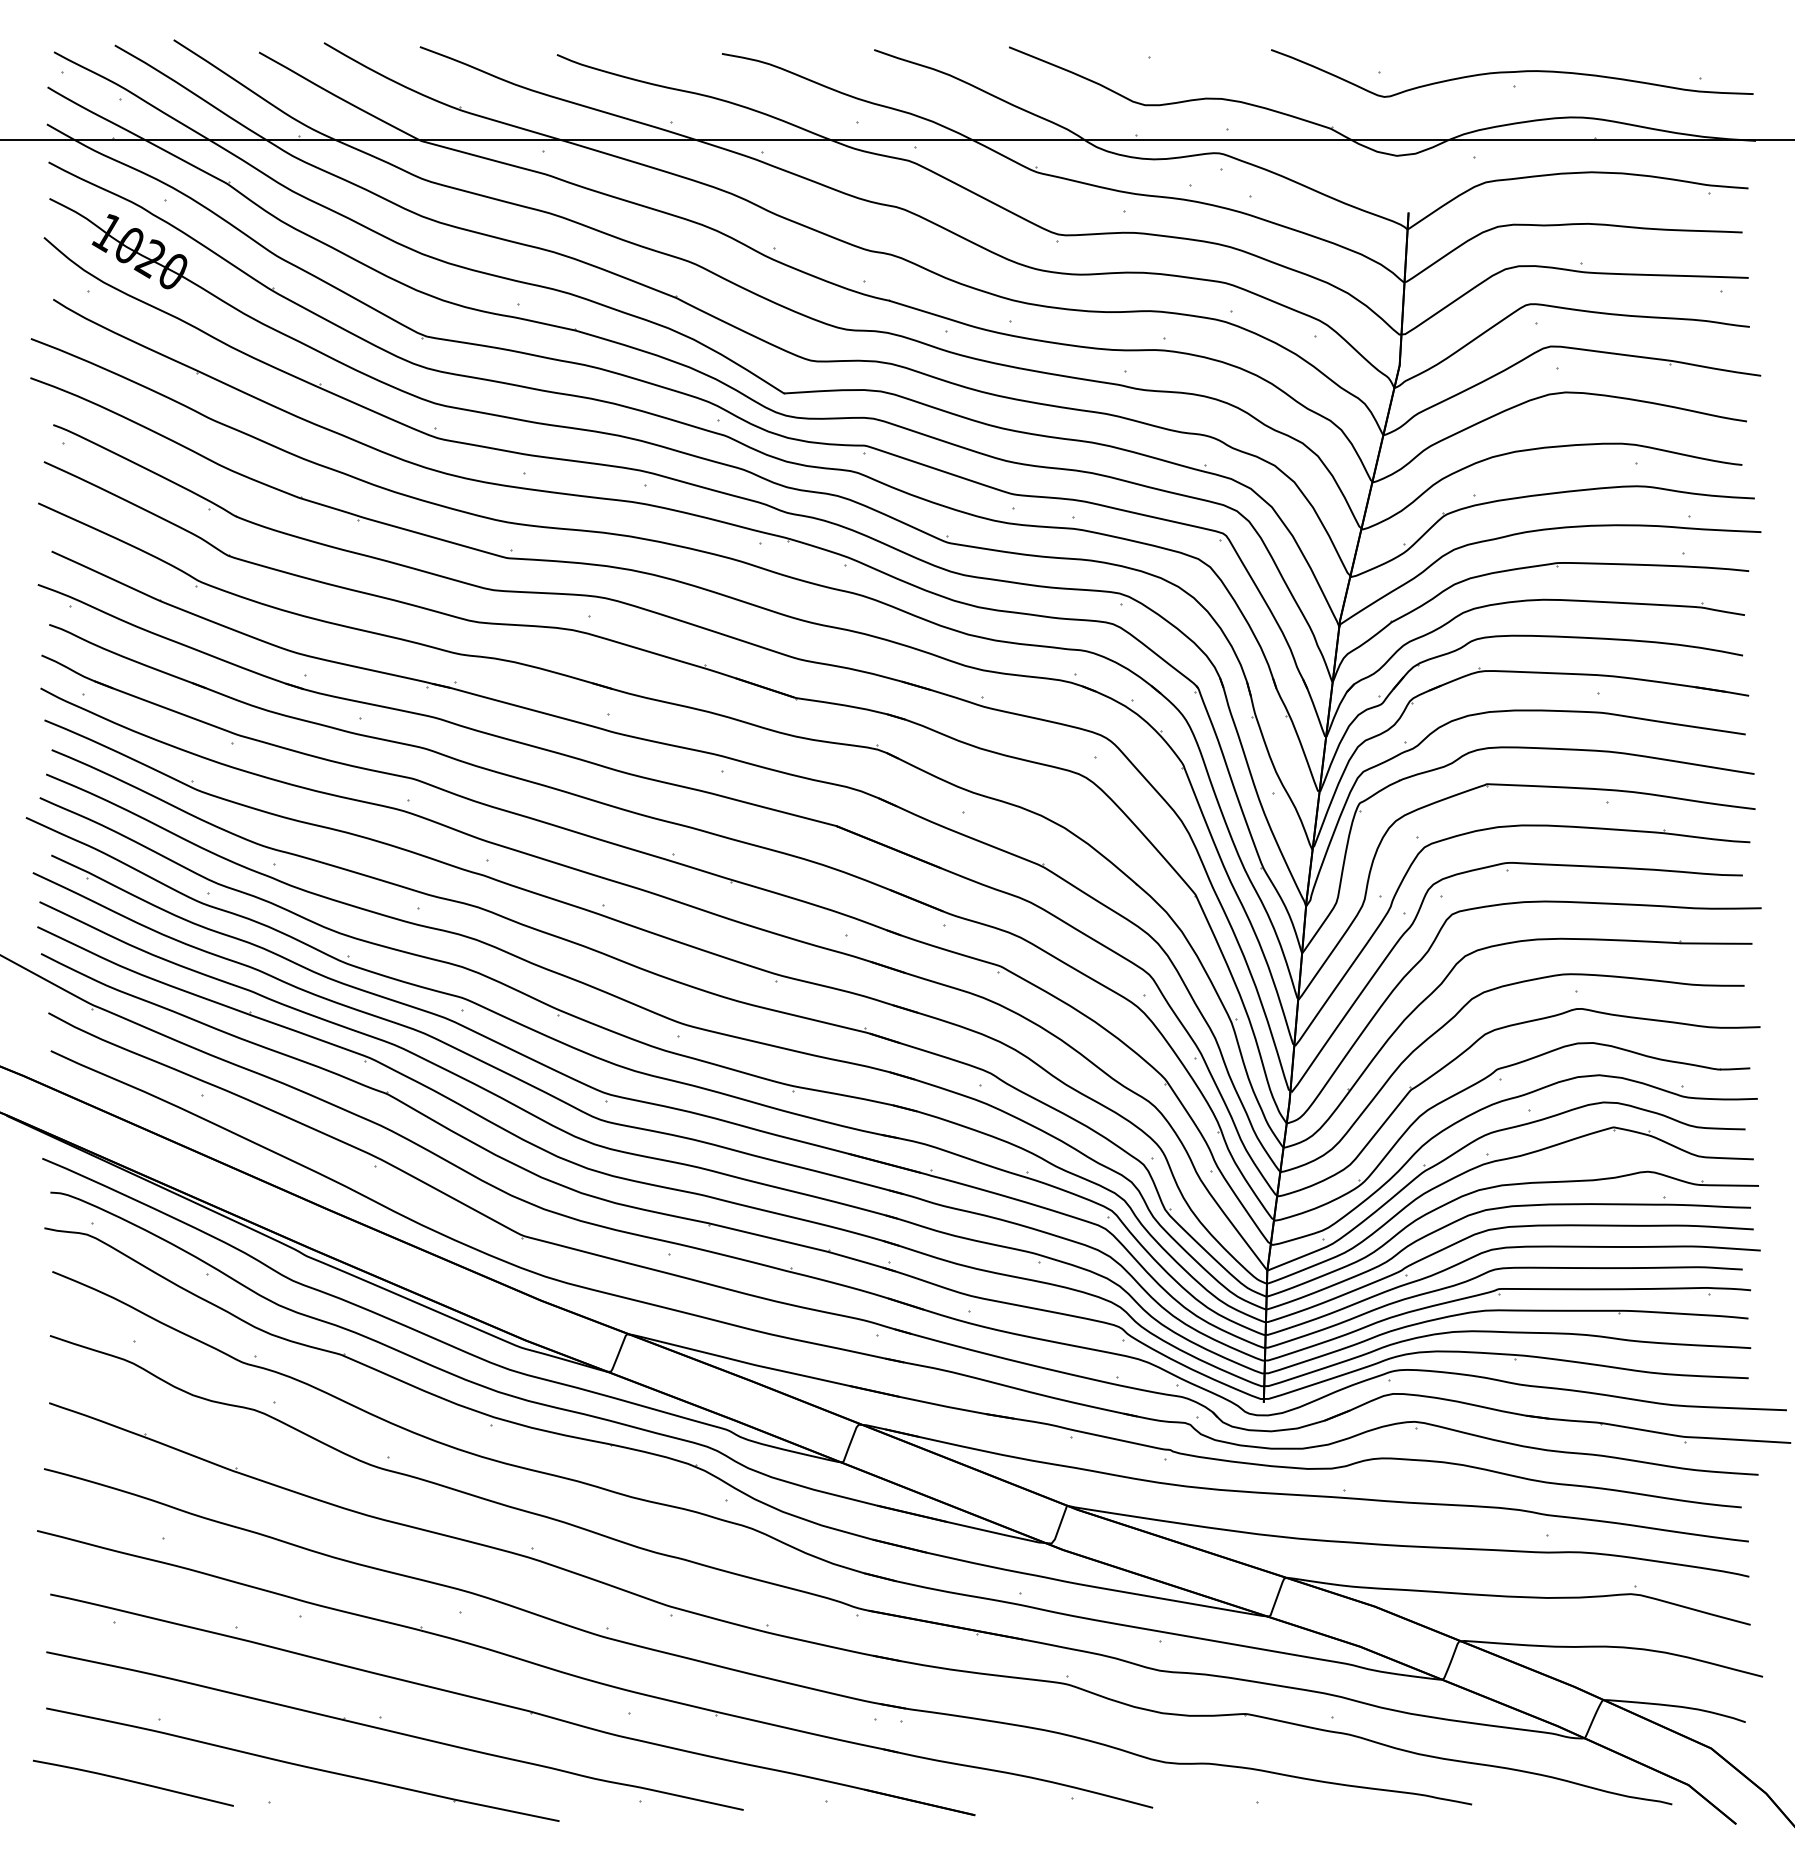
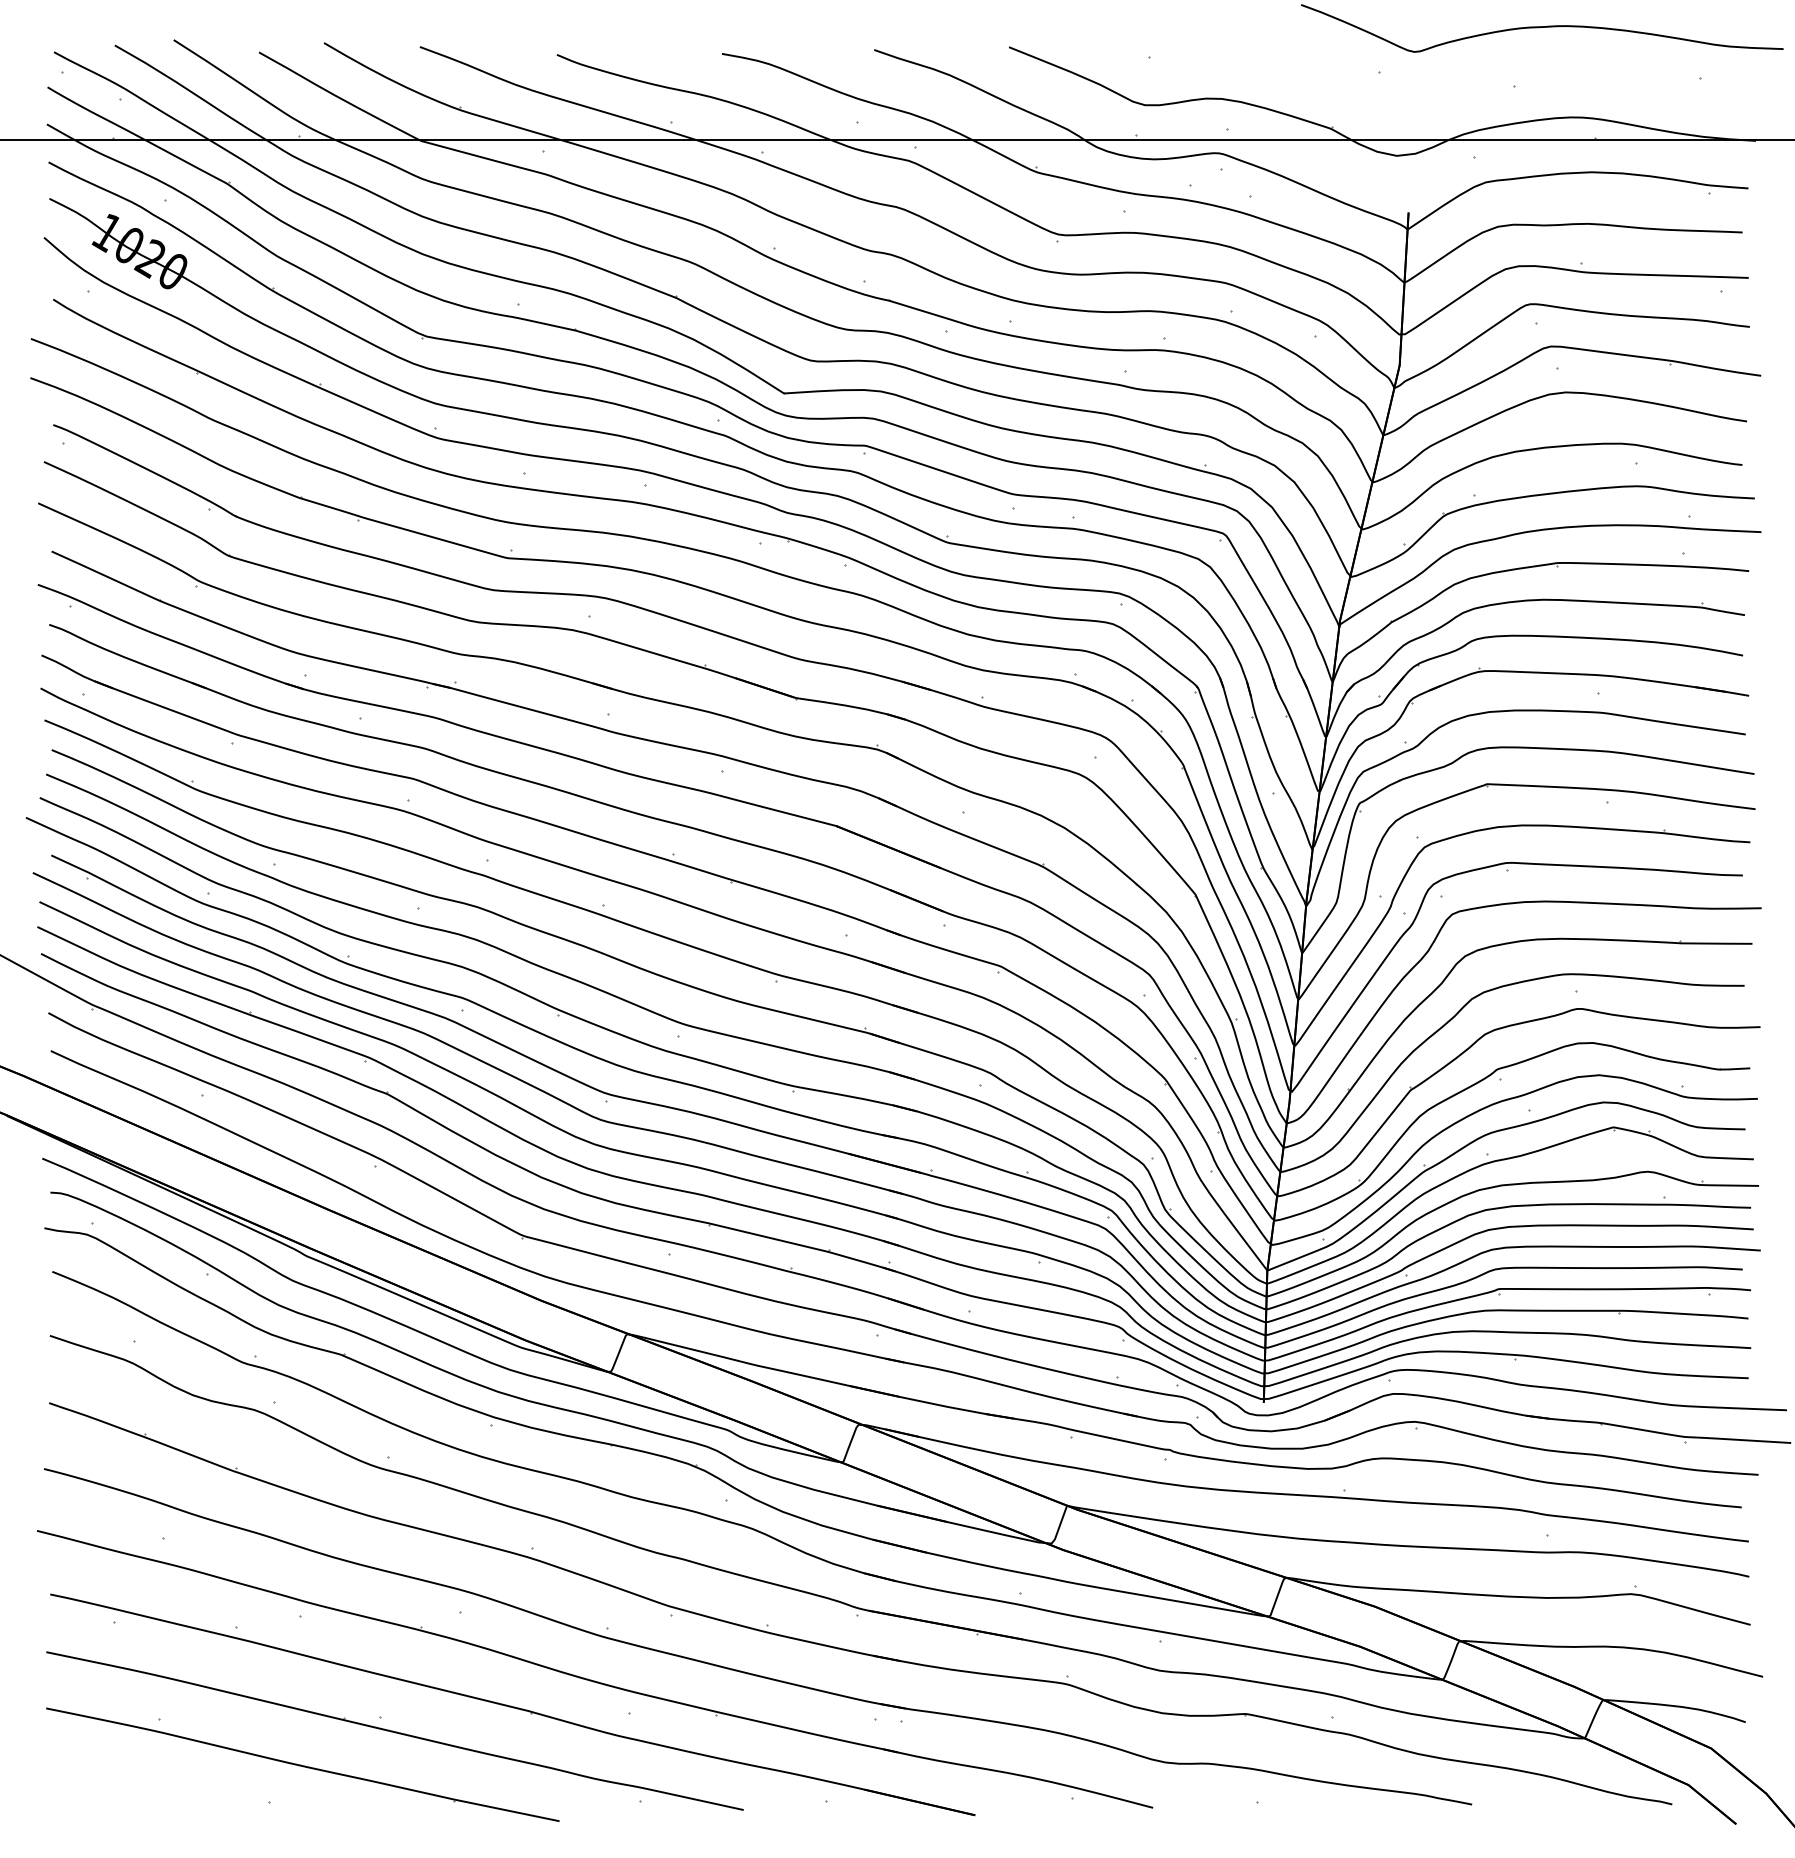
curve position: (1512, 72) -> (1542, 27) (1542, 27)
curve: present -> none (132, 1782)
